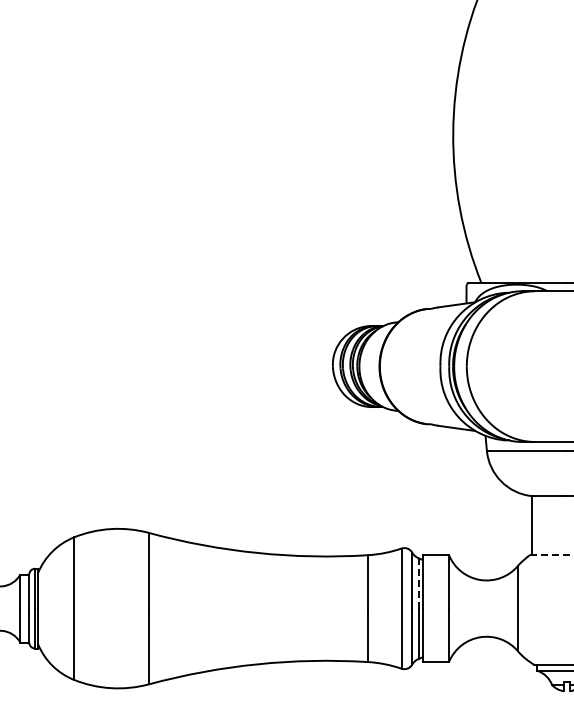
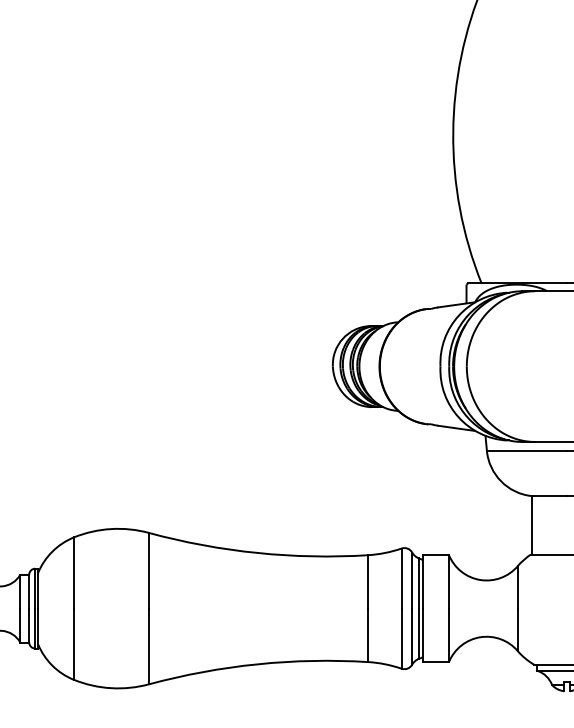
line: dashed -> solid (551, 554)
line: dashed -> solid (418, 584)
